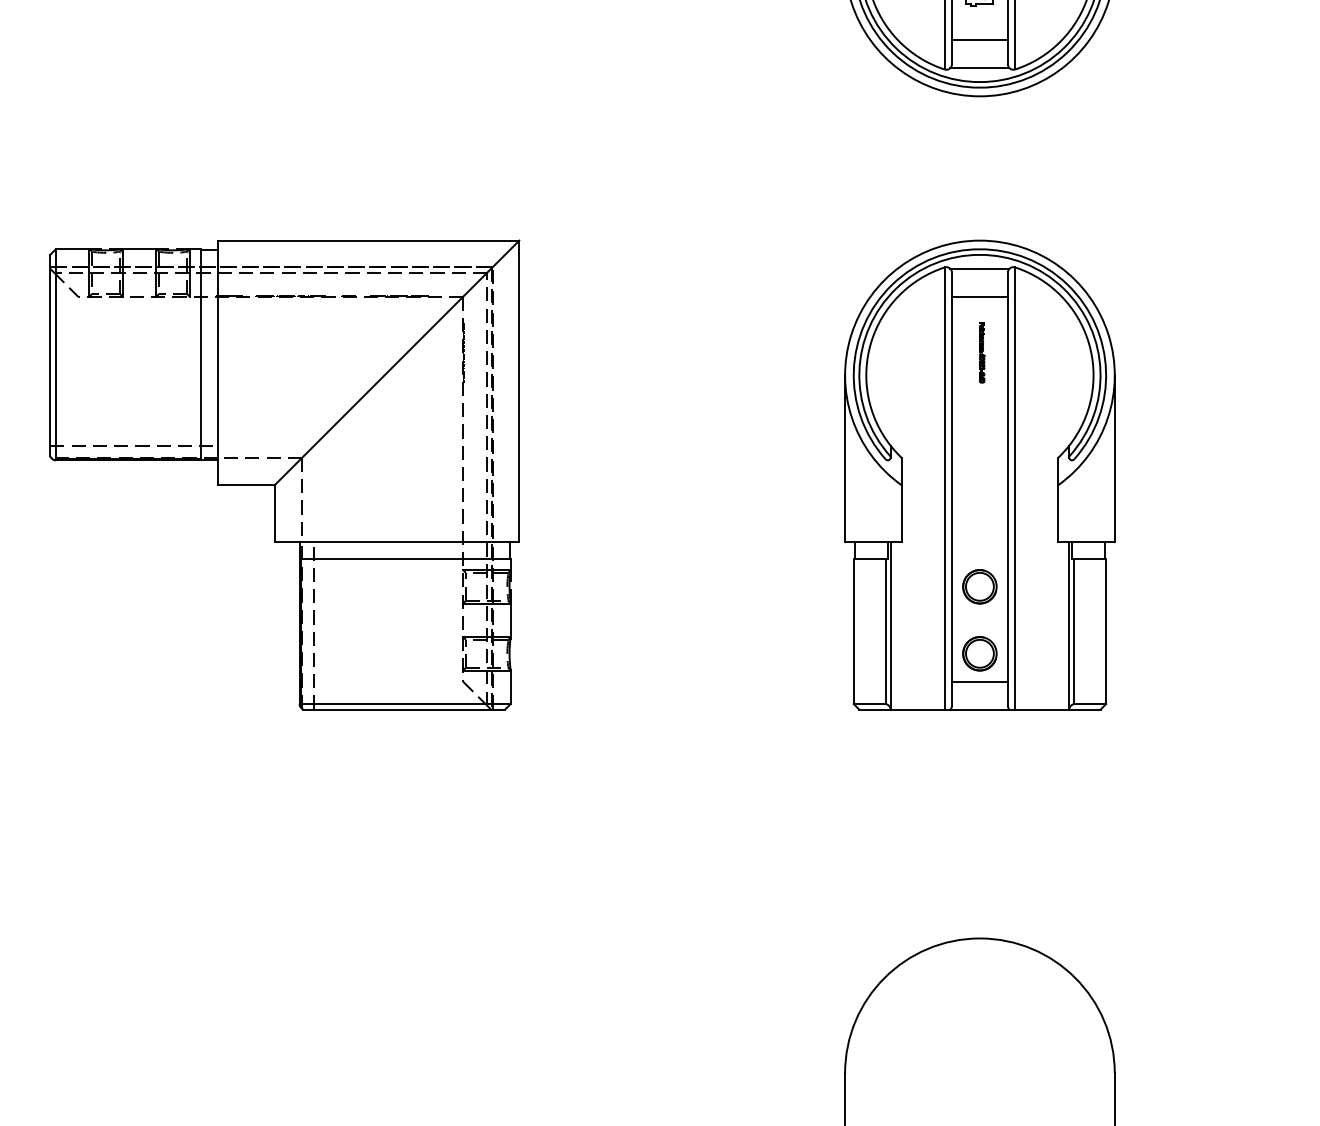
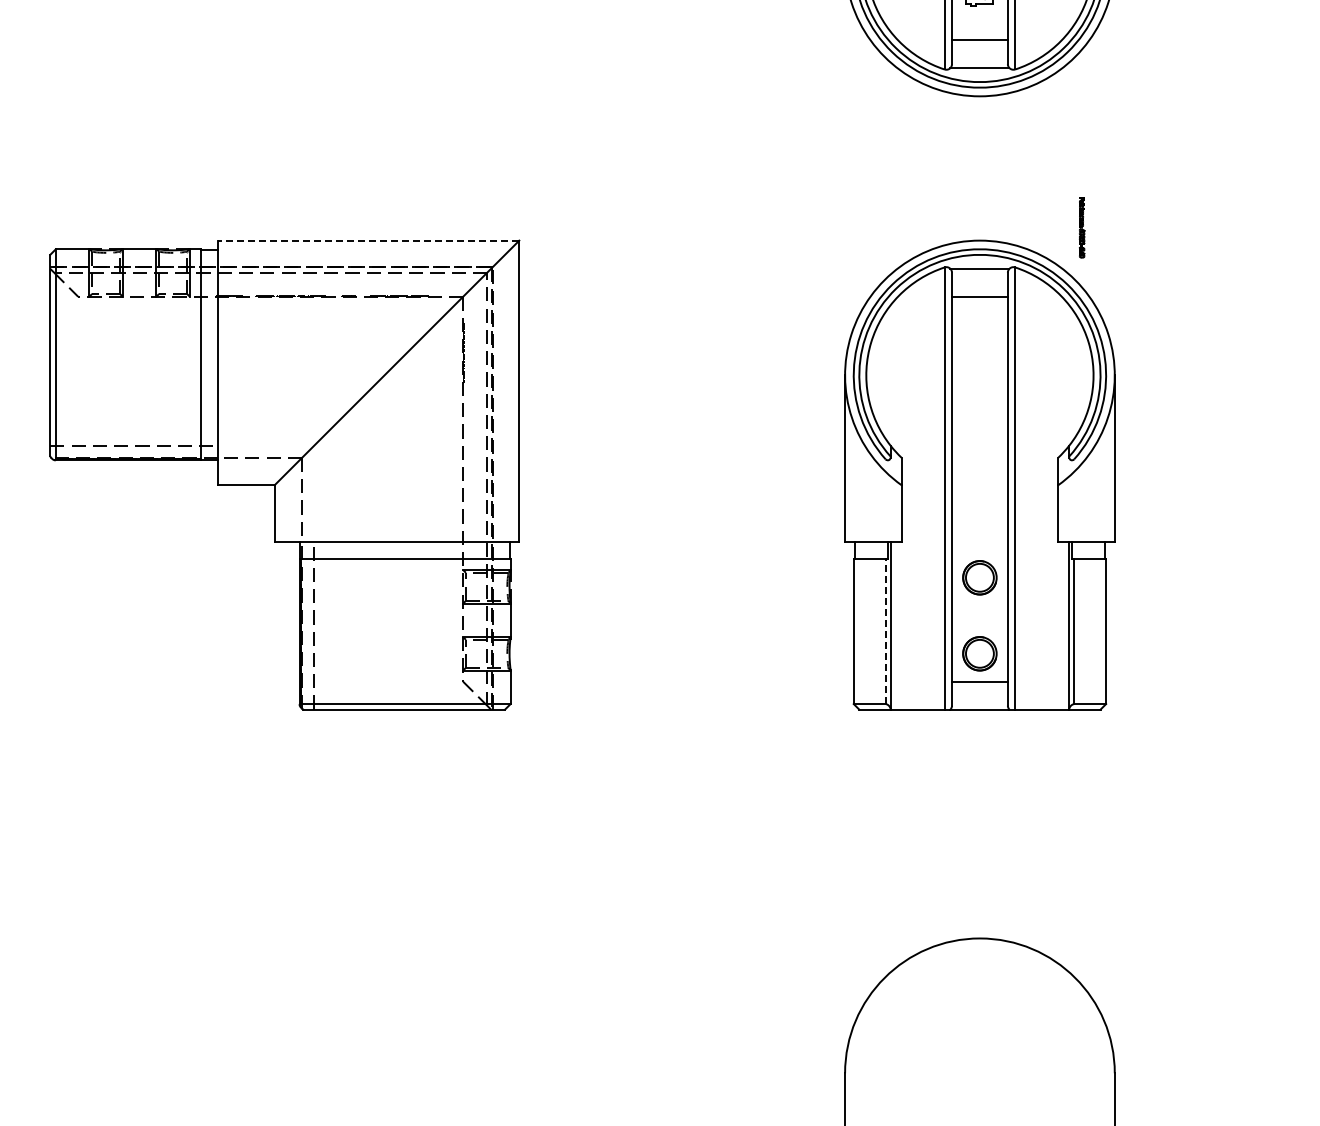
line: solid -> dashed (368, 240)
part position: (982, 352) -> (1082, 227) (1082, 227)
part position: (979, 586) -> (979, 577) (979, 577)
line: solid -> dashed (885, 631)
